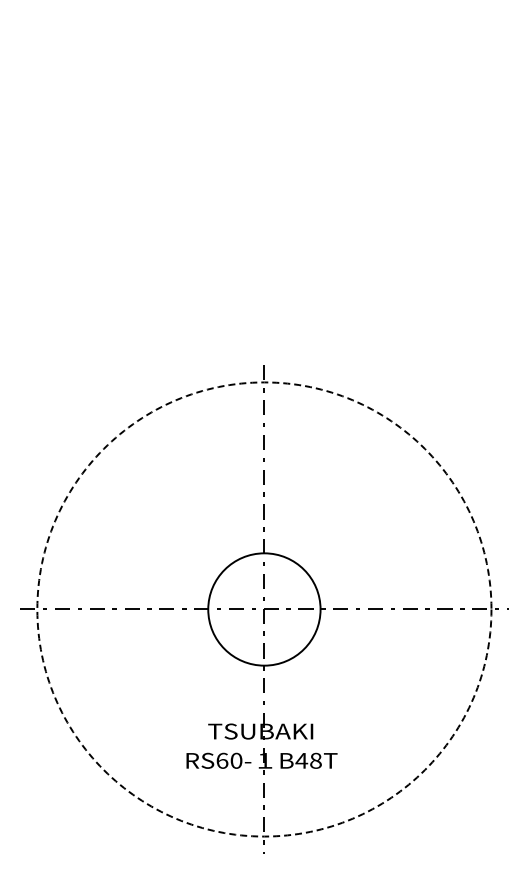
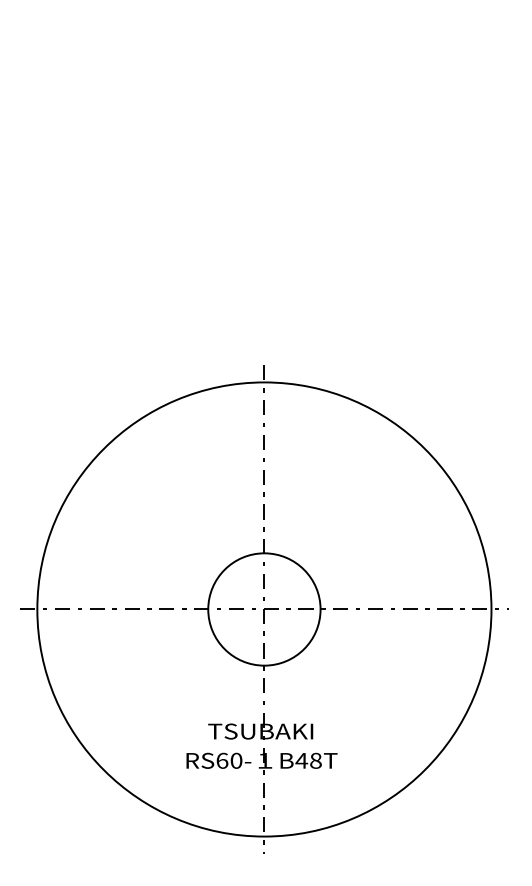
circle: dashed -> solid (264, 609)
